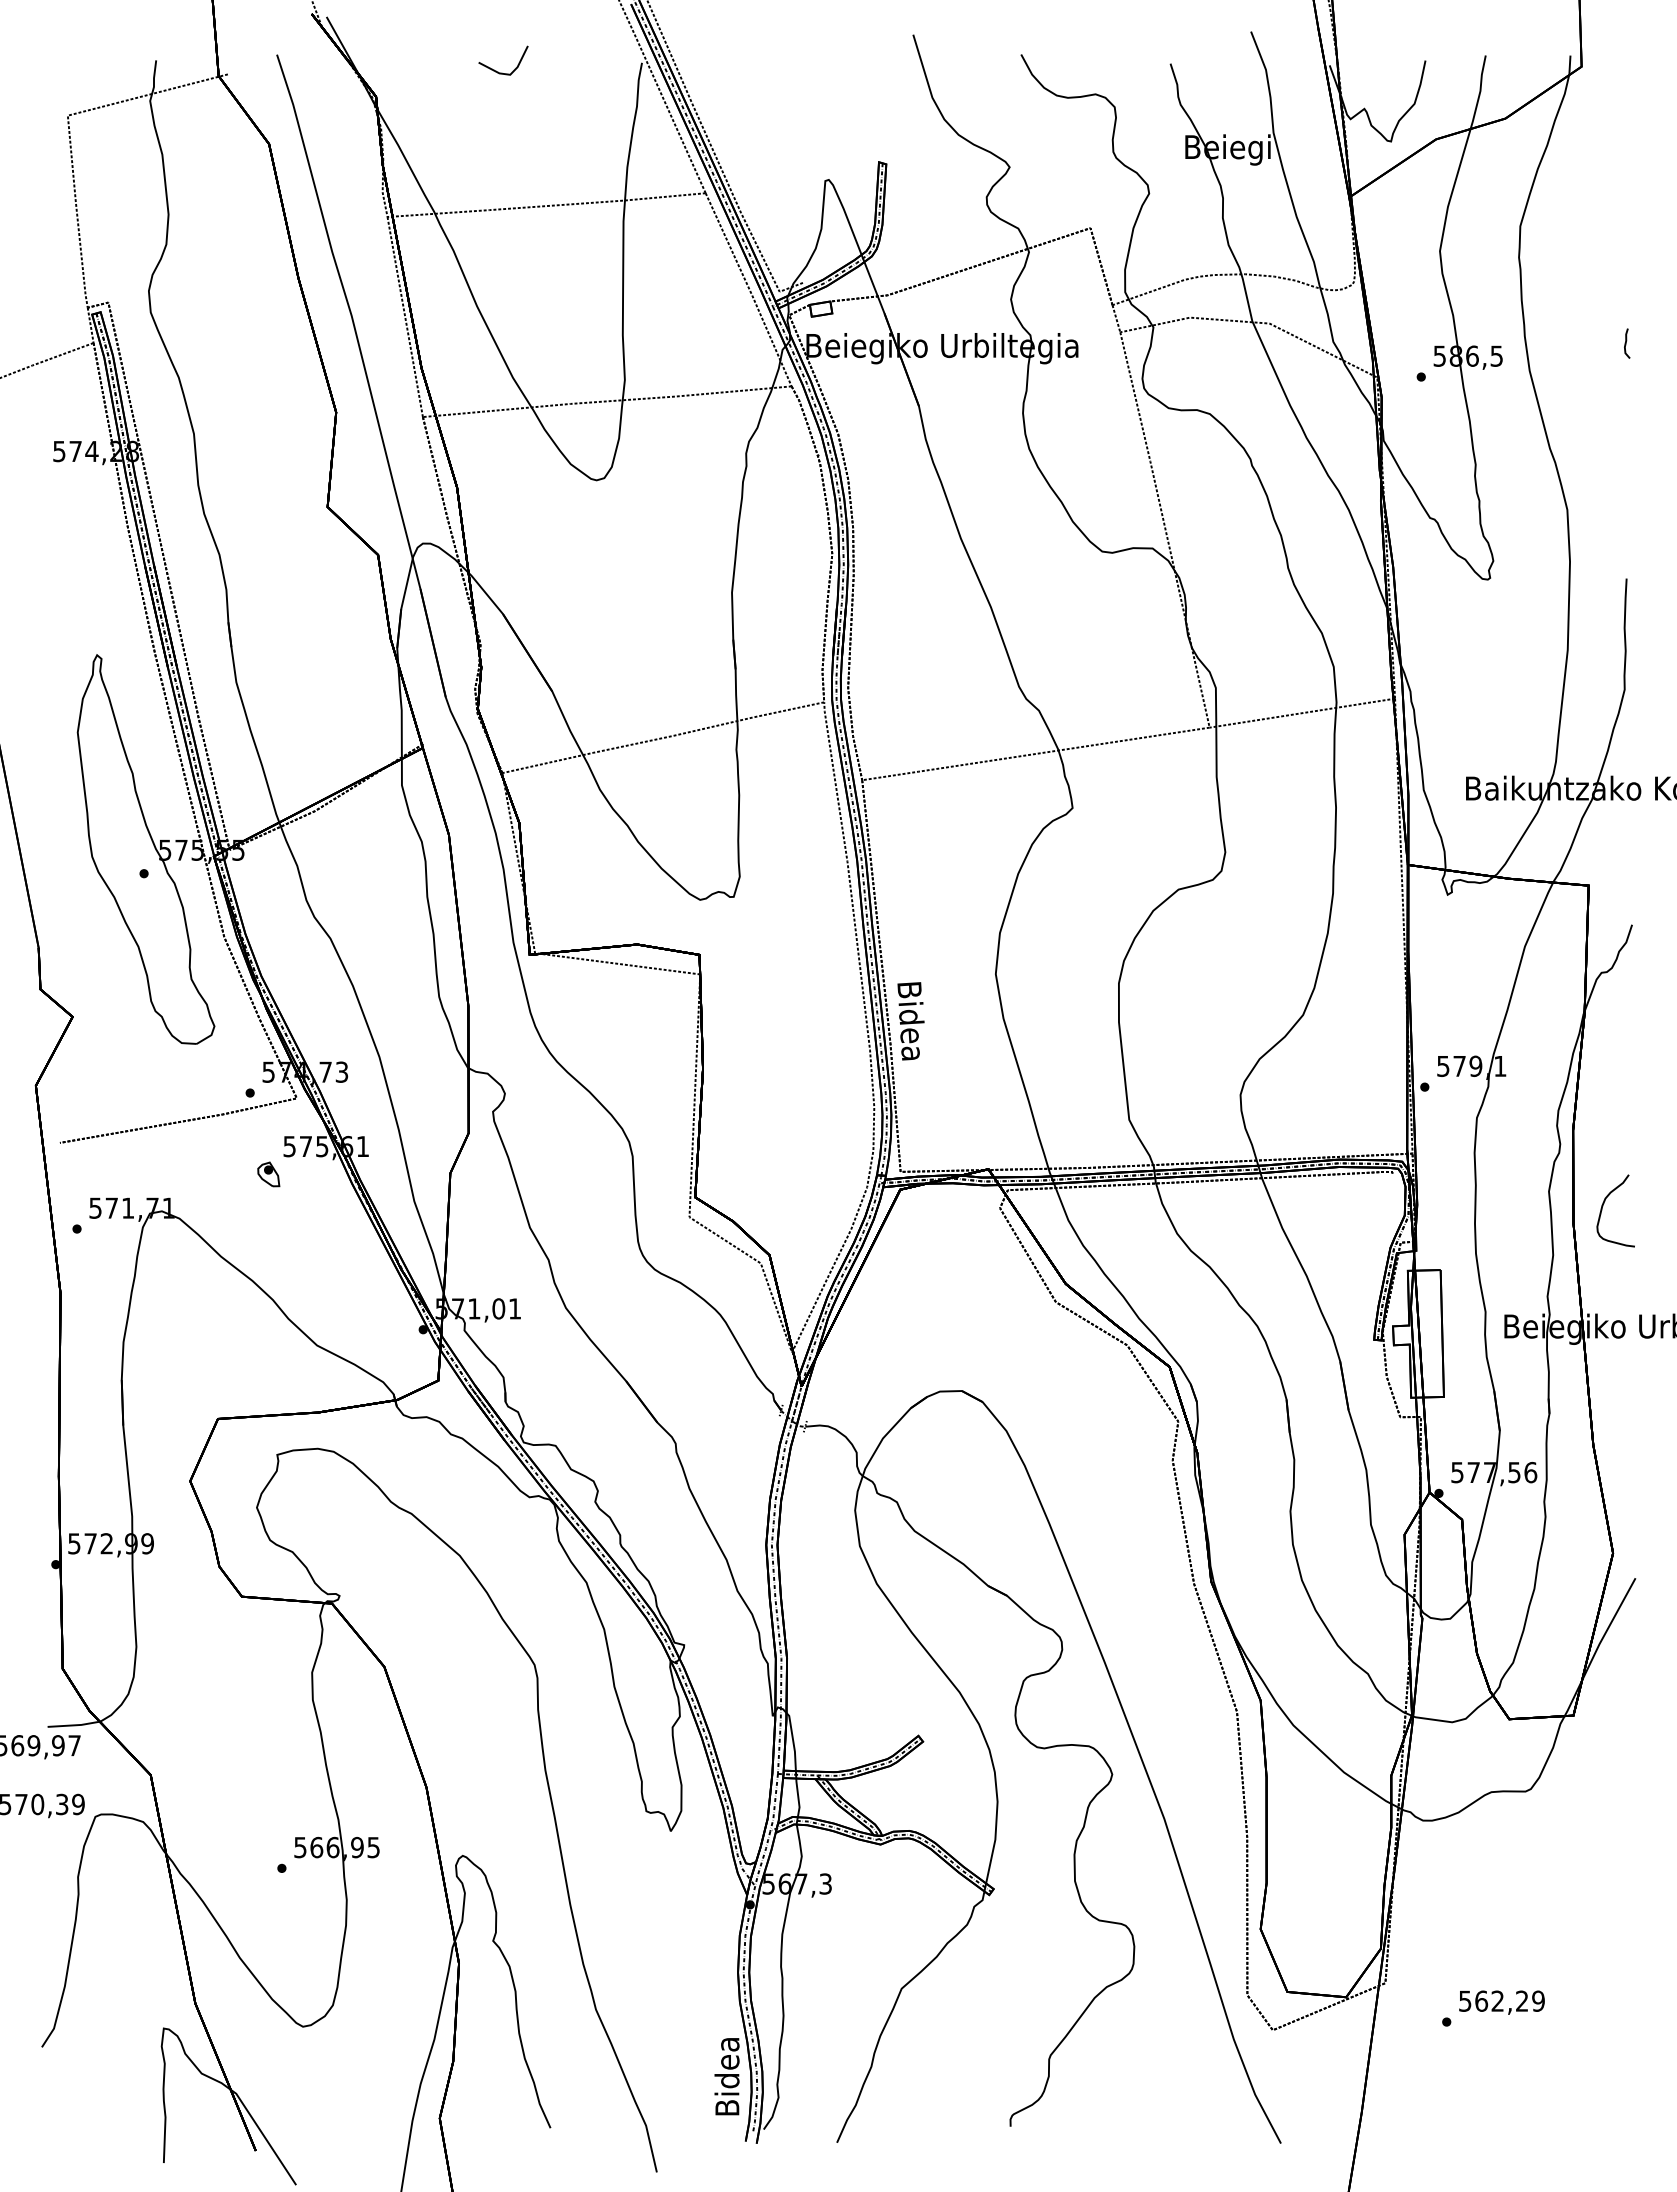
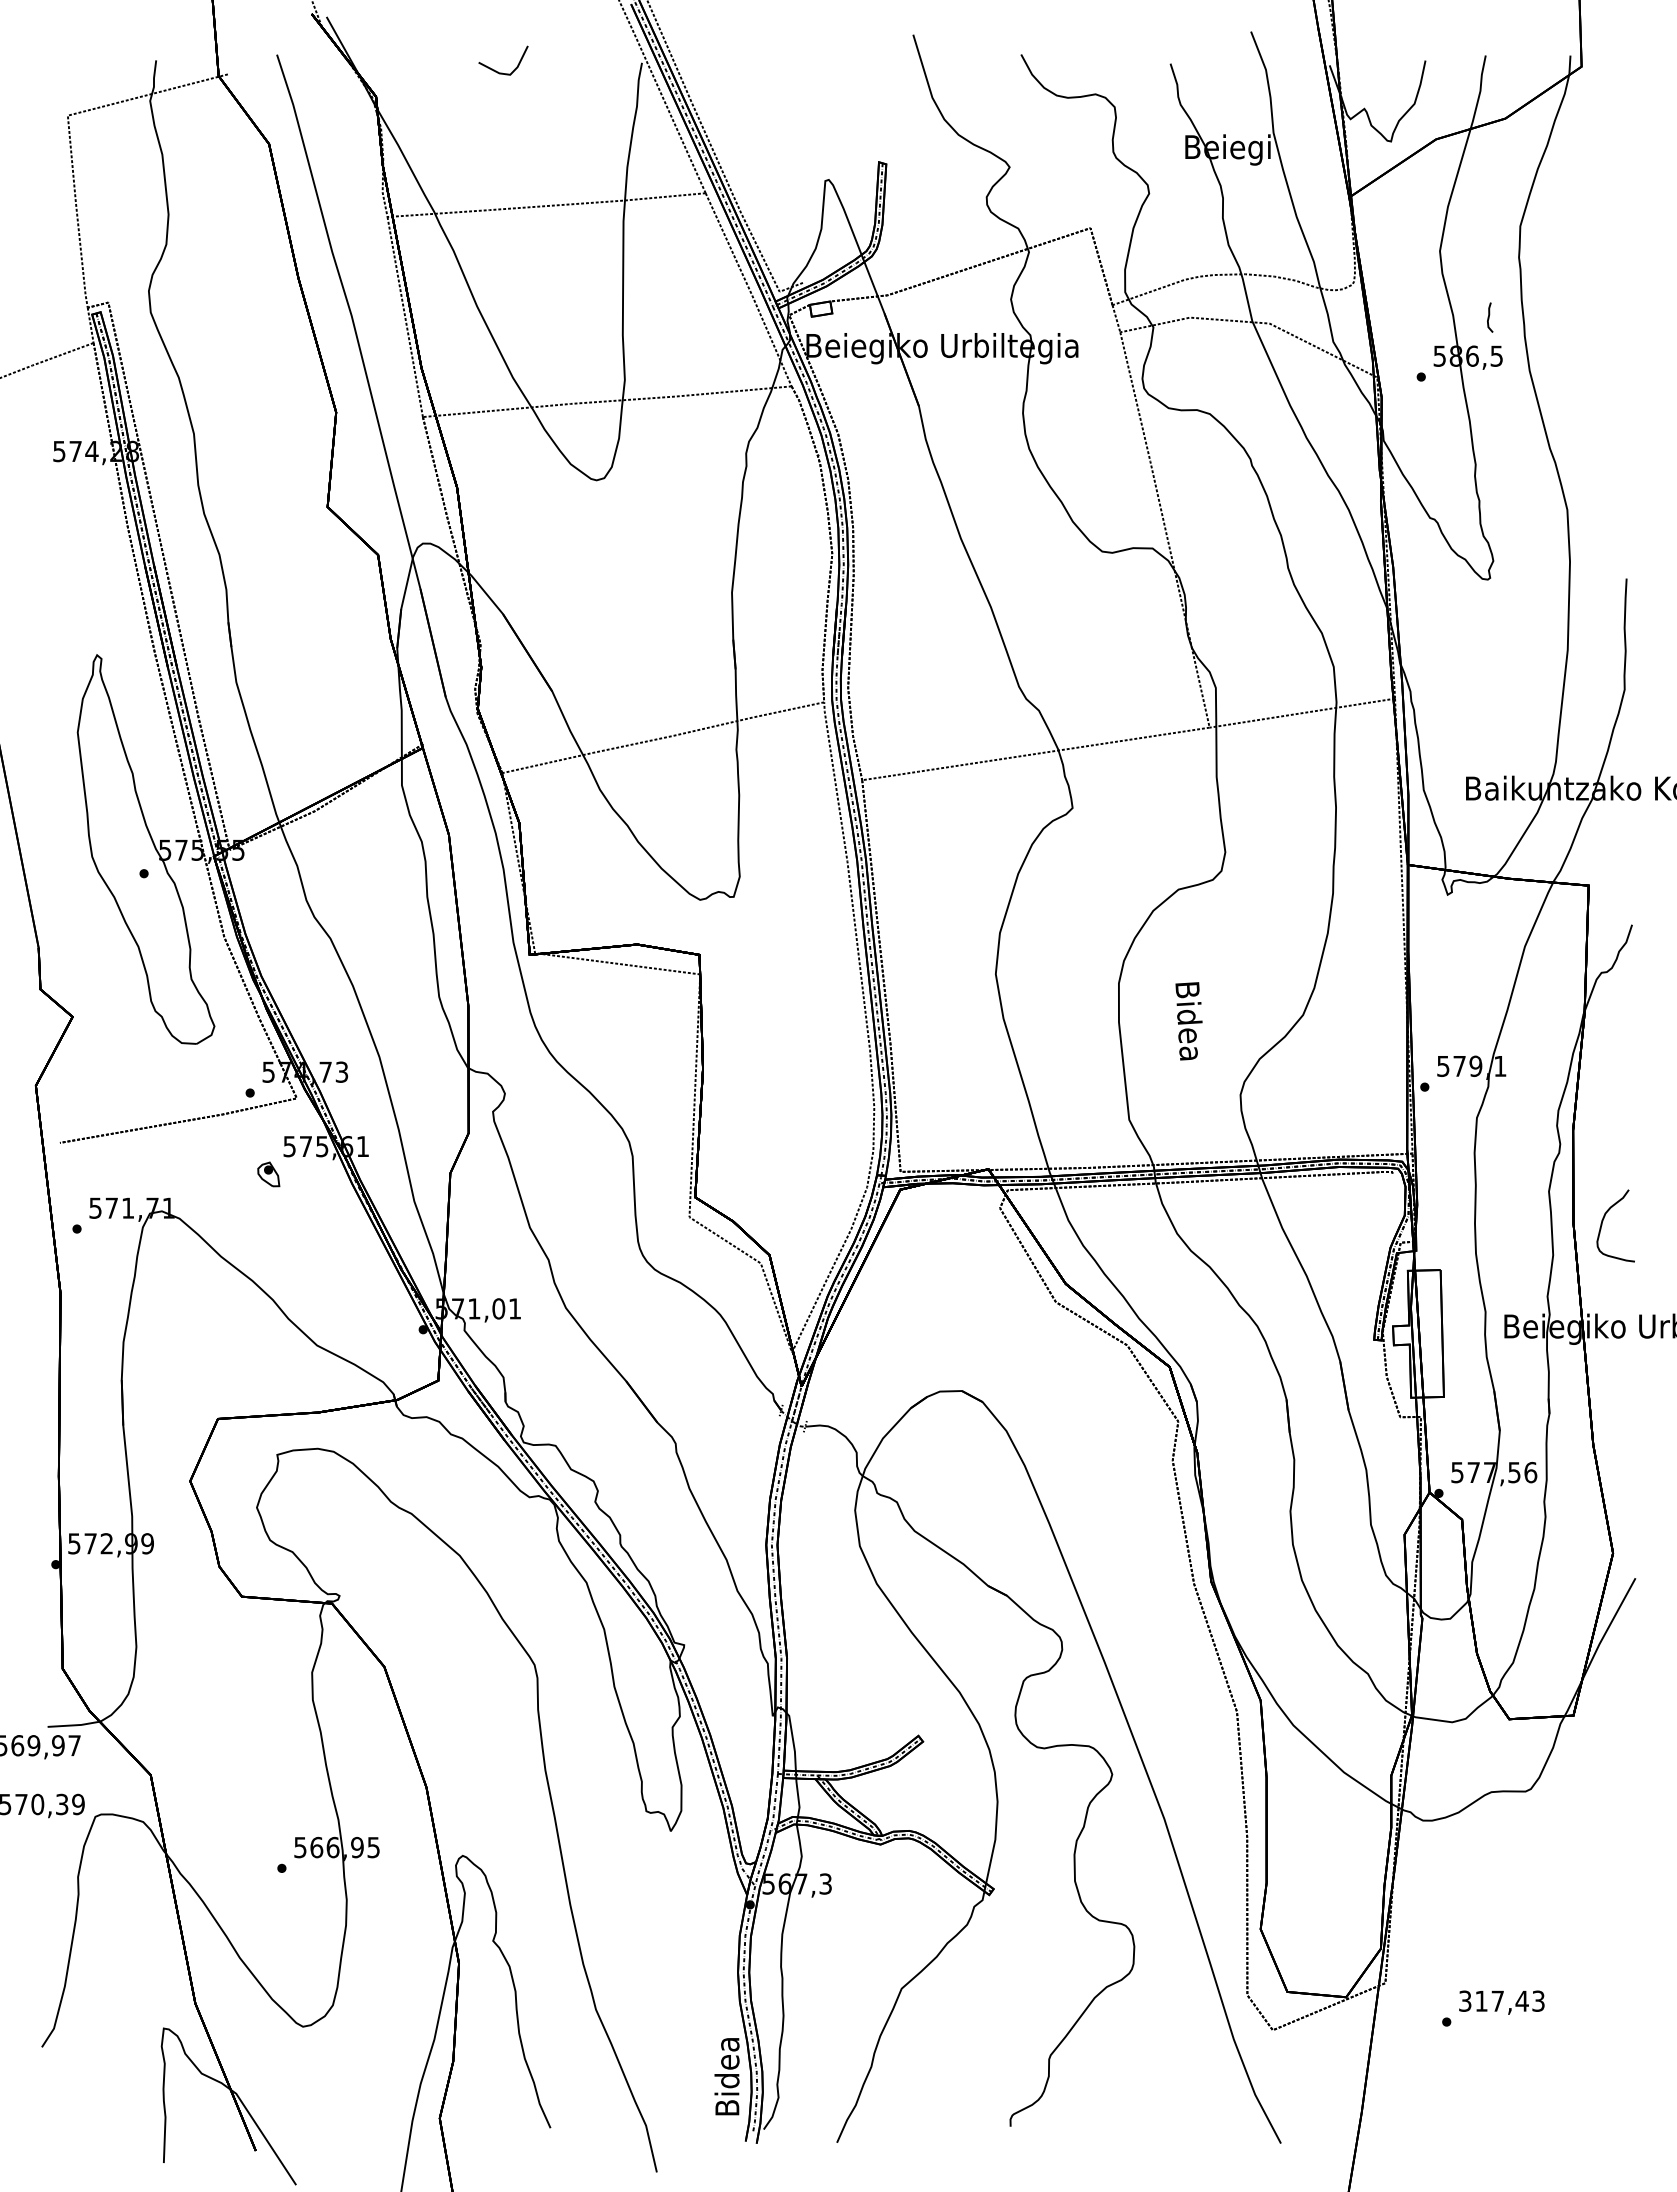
curve position: (1626, 343) -> (1489, 317) (1489, 317)
text position: (910, 1021) -> (1188, 1021) (1188, 1021)
curve position: (1603, 1206) -> (1603, 1221) (1603, 1221)
text: 562,29 -> 317,43 (1501, 2000)
